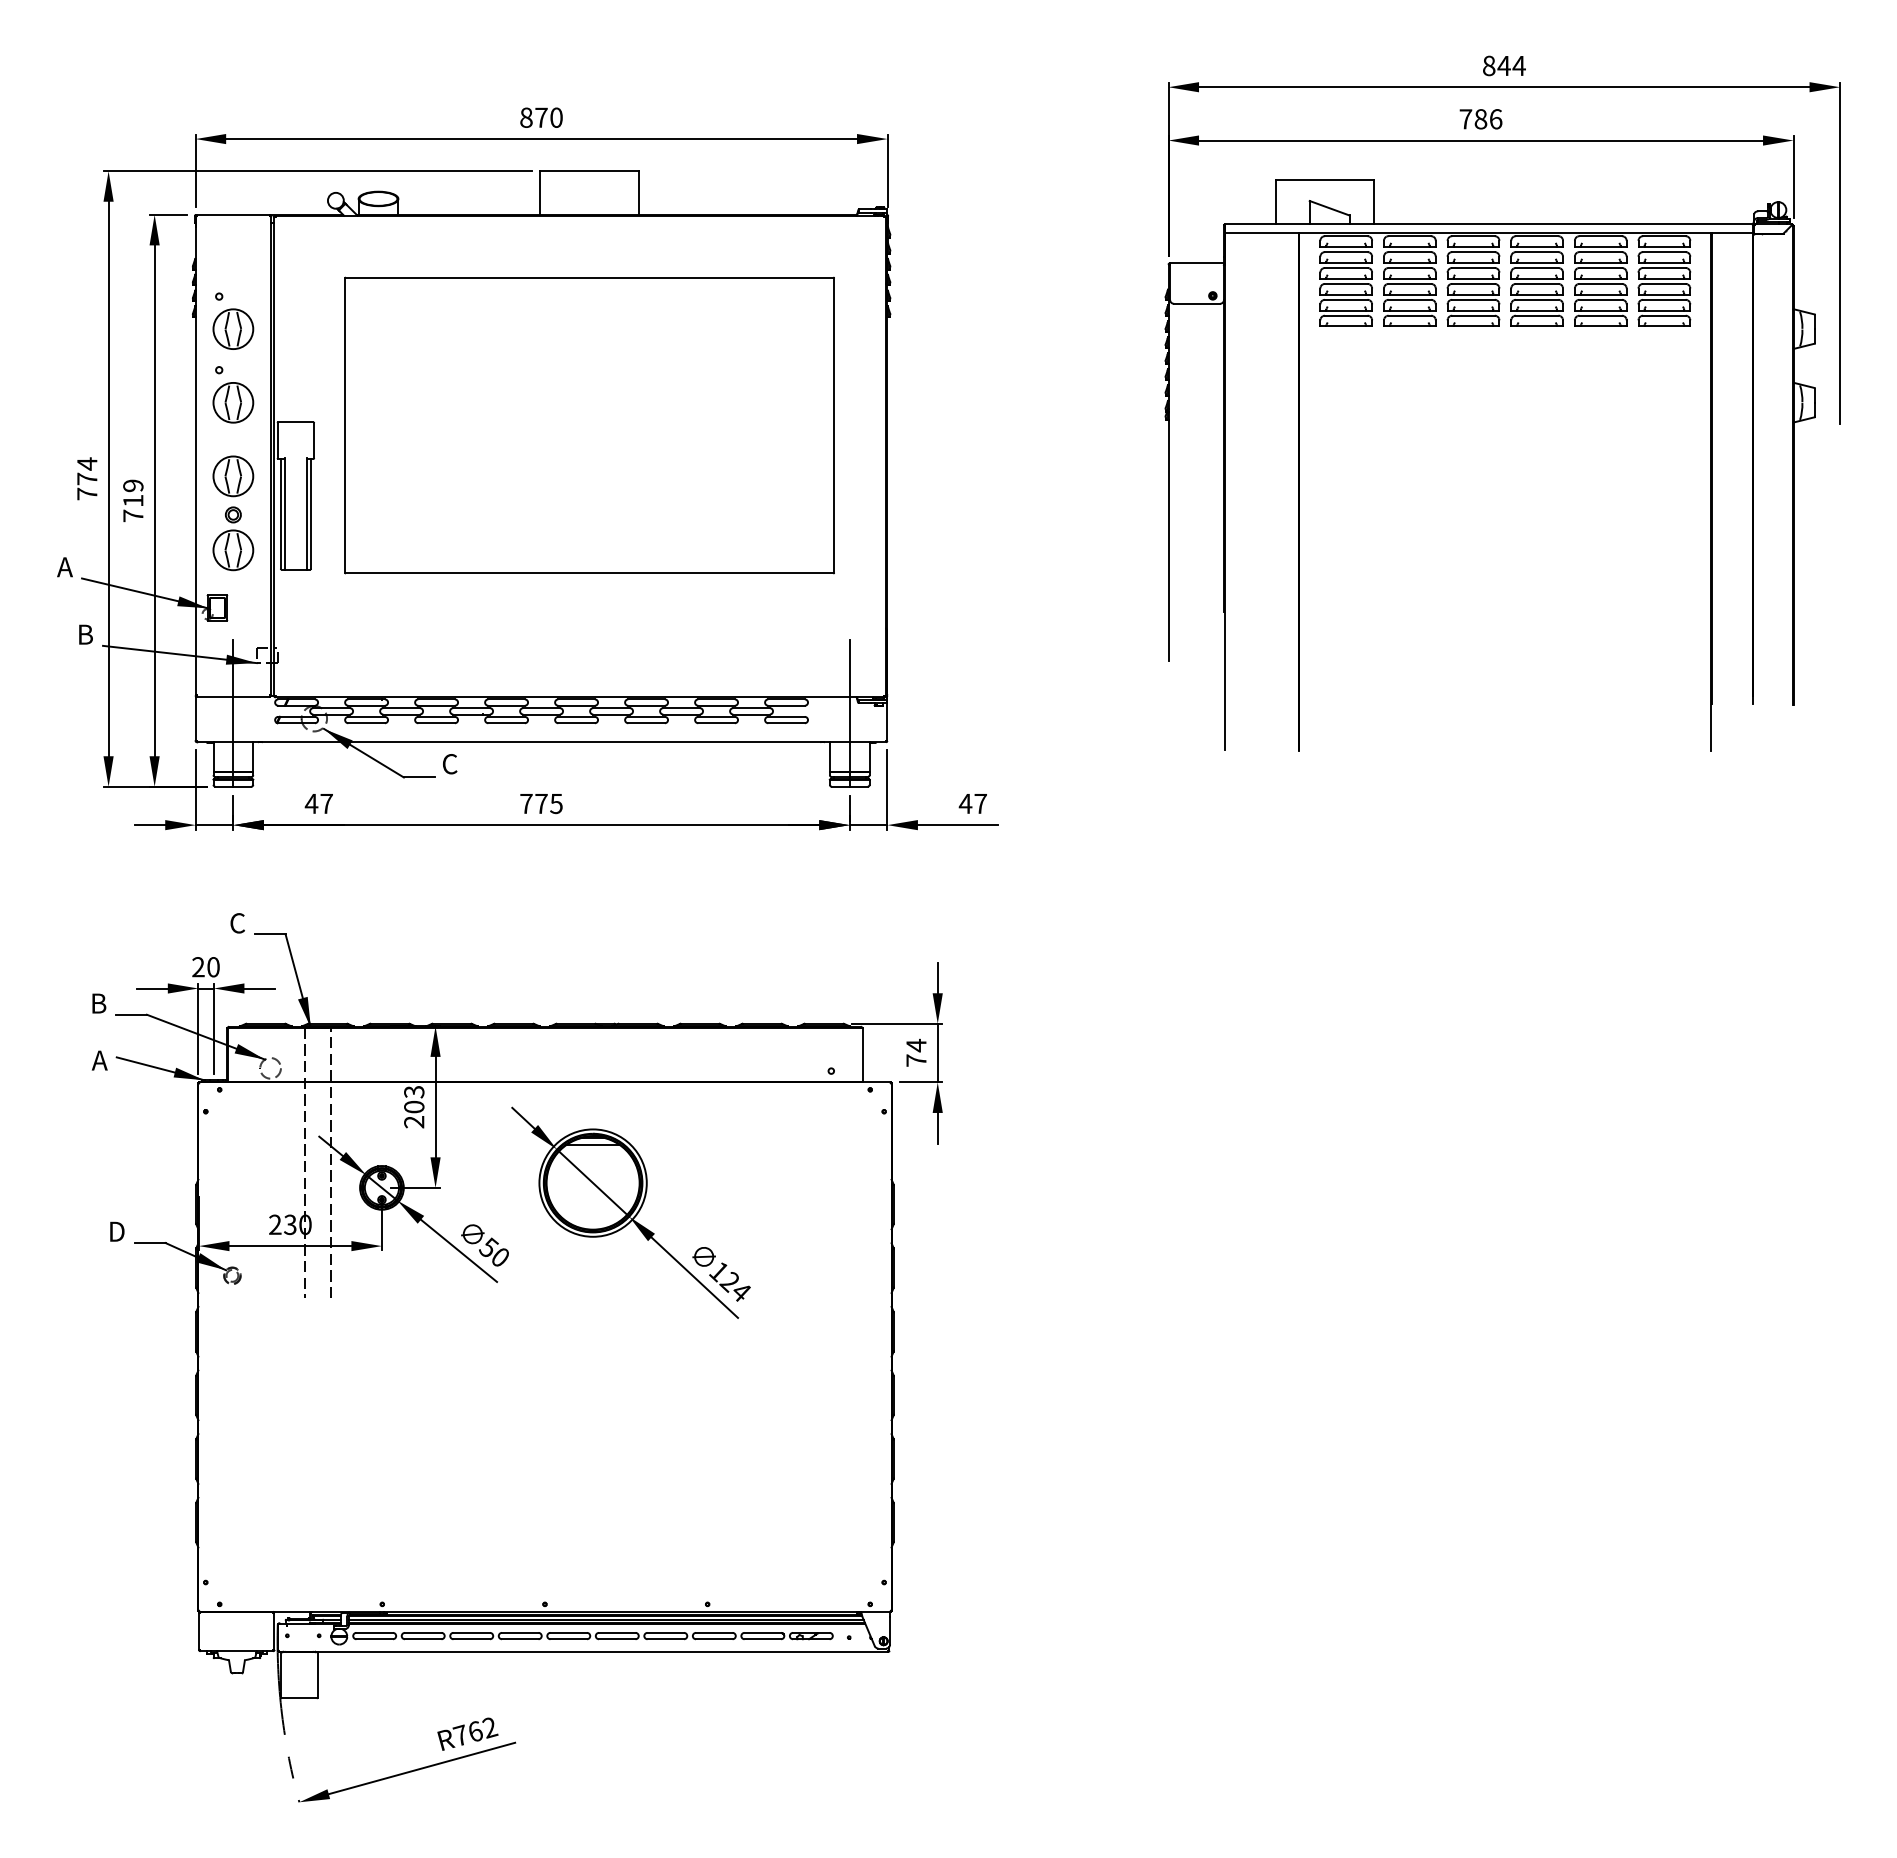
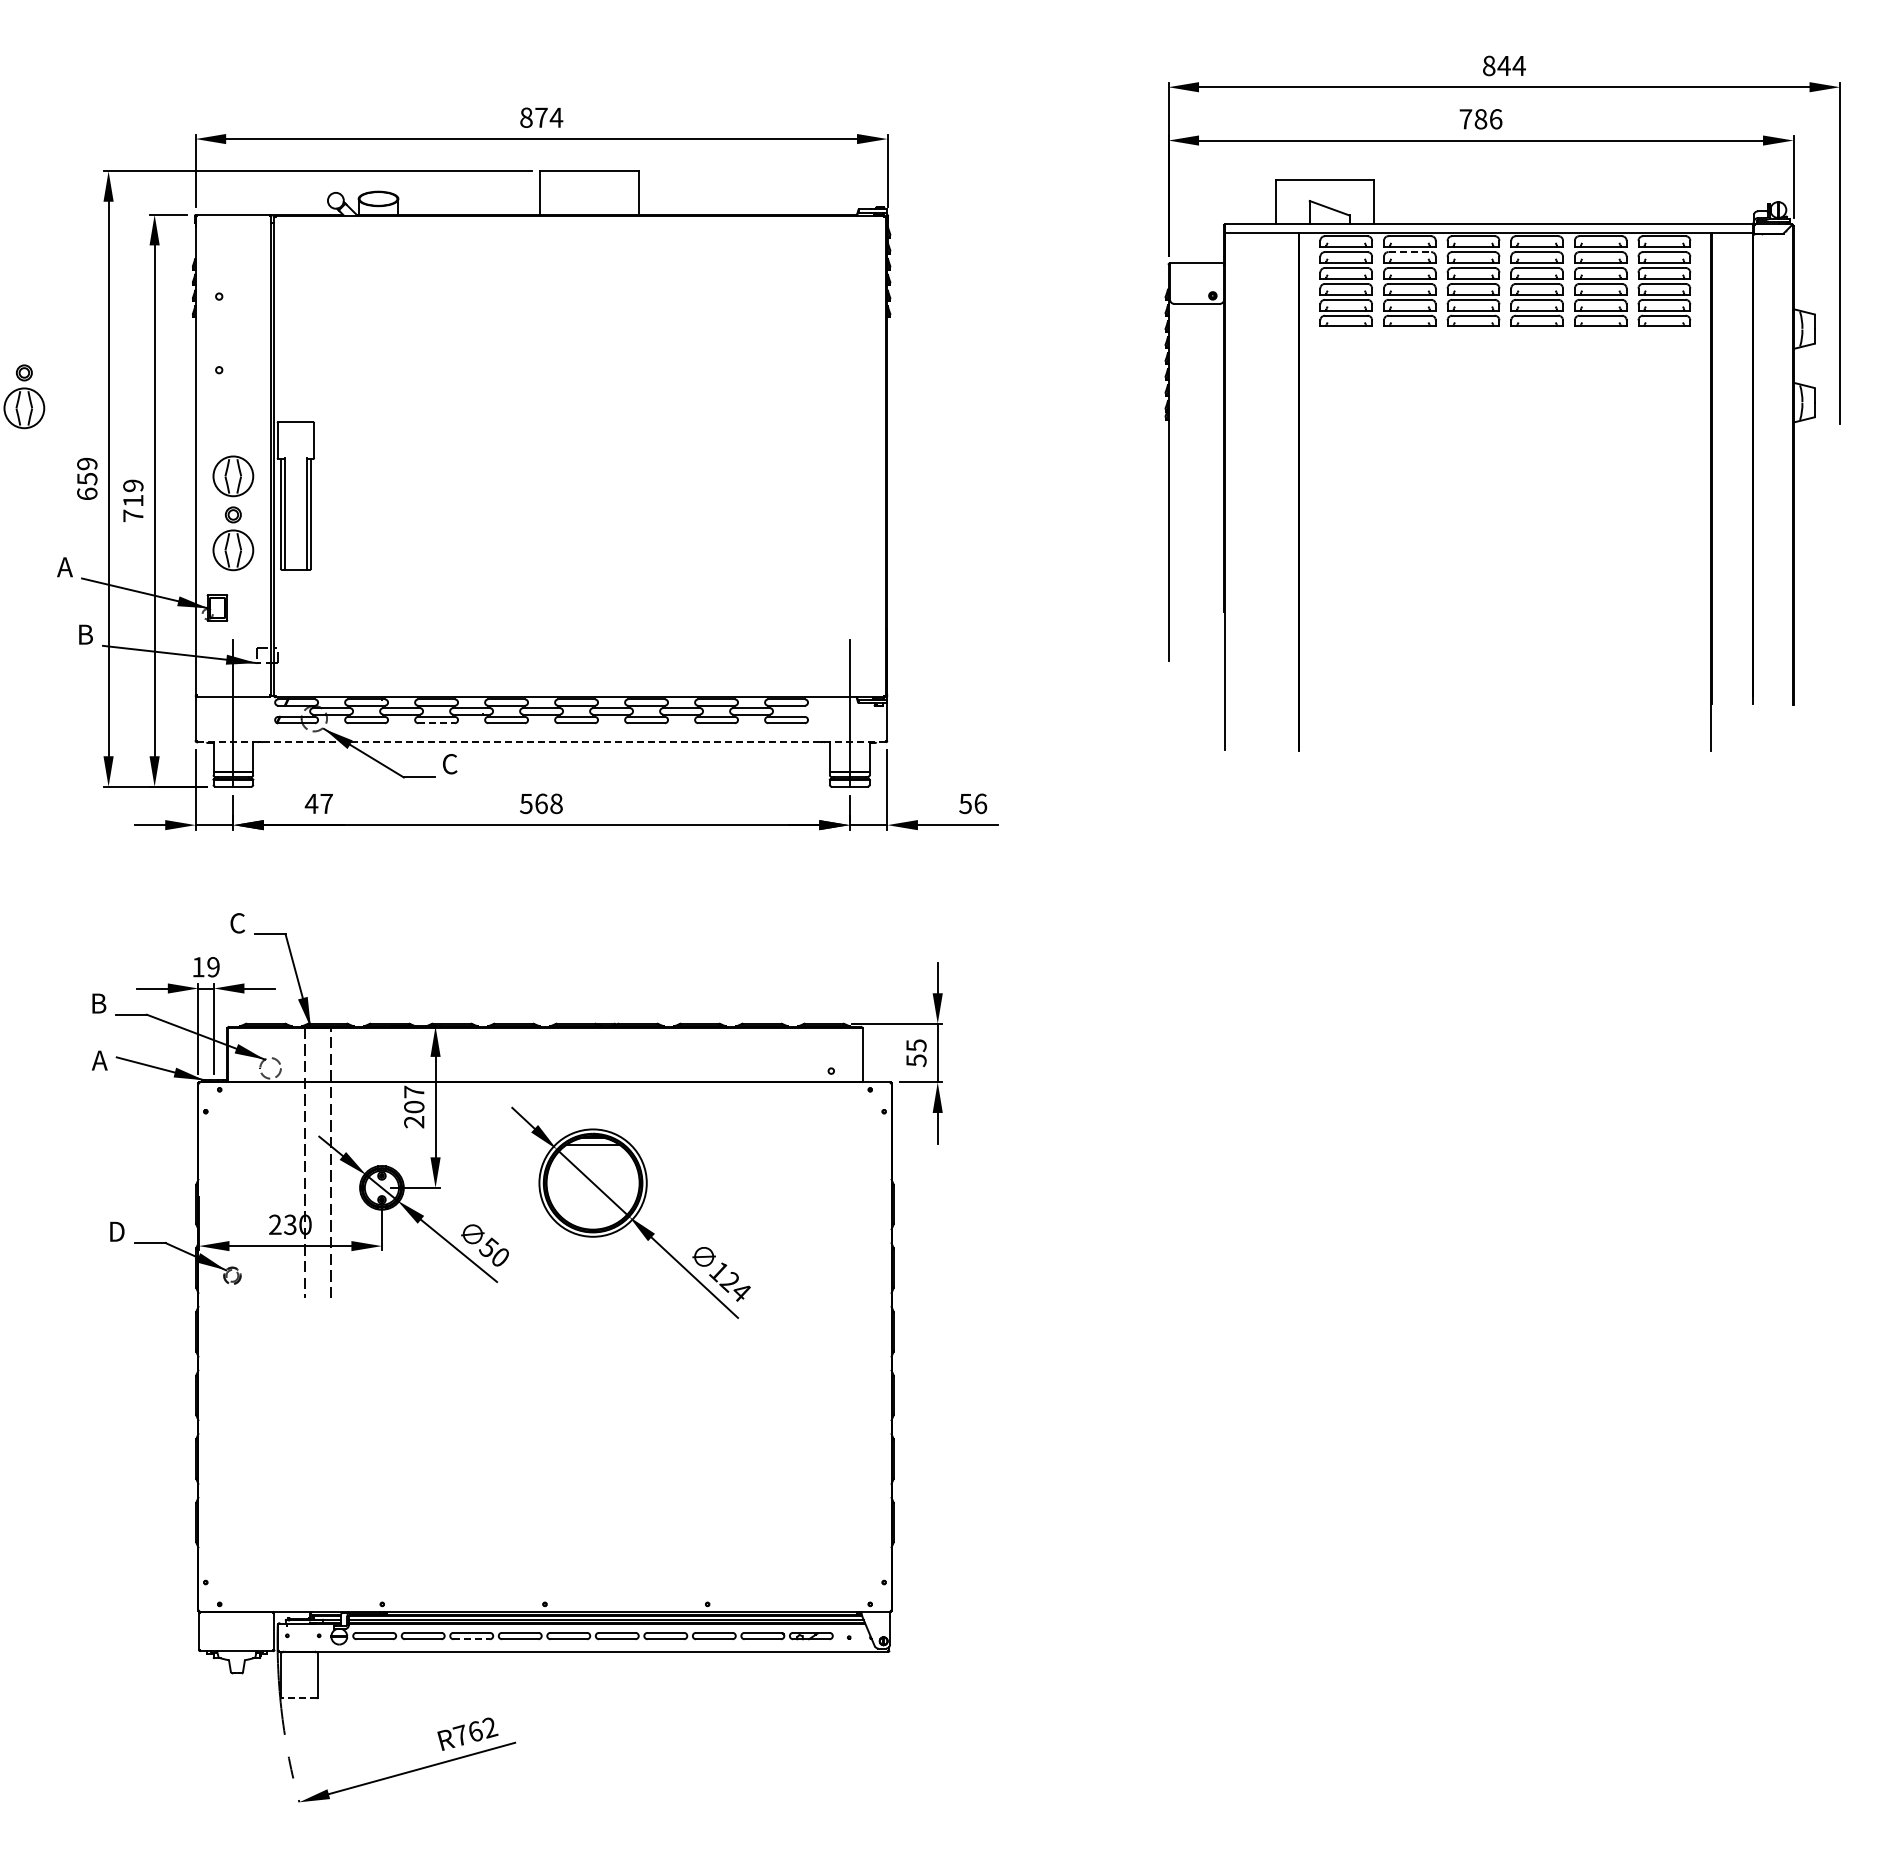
text: 870 -> 874 (556, 117)
line: solid -> dashed (1410, 252)
part: present -> none (233, 328)
part: none -> present (24, 396)
part: present -> none (233, 402)
part: present -> none (589, 425)
text: 774 -> 659 (87, 478)
line: solid -> dashed (437, 723)
line: solid -> dashed (541, 742)
text: 775 -> 568 (541, 803)
text: 47 -> 56 (972, 803)
text: 20 -> 19 (205, 967)
text: 74 -> 55 (916, 1052)
text: 203 -> 207 (414, 1091)
line: solid -> dashed (472, 1639)
line: solid -> dashed (298, 1698)
